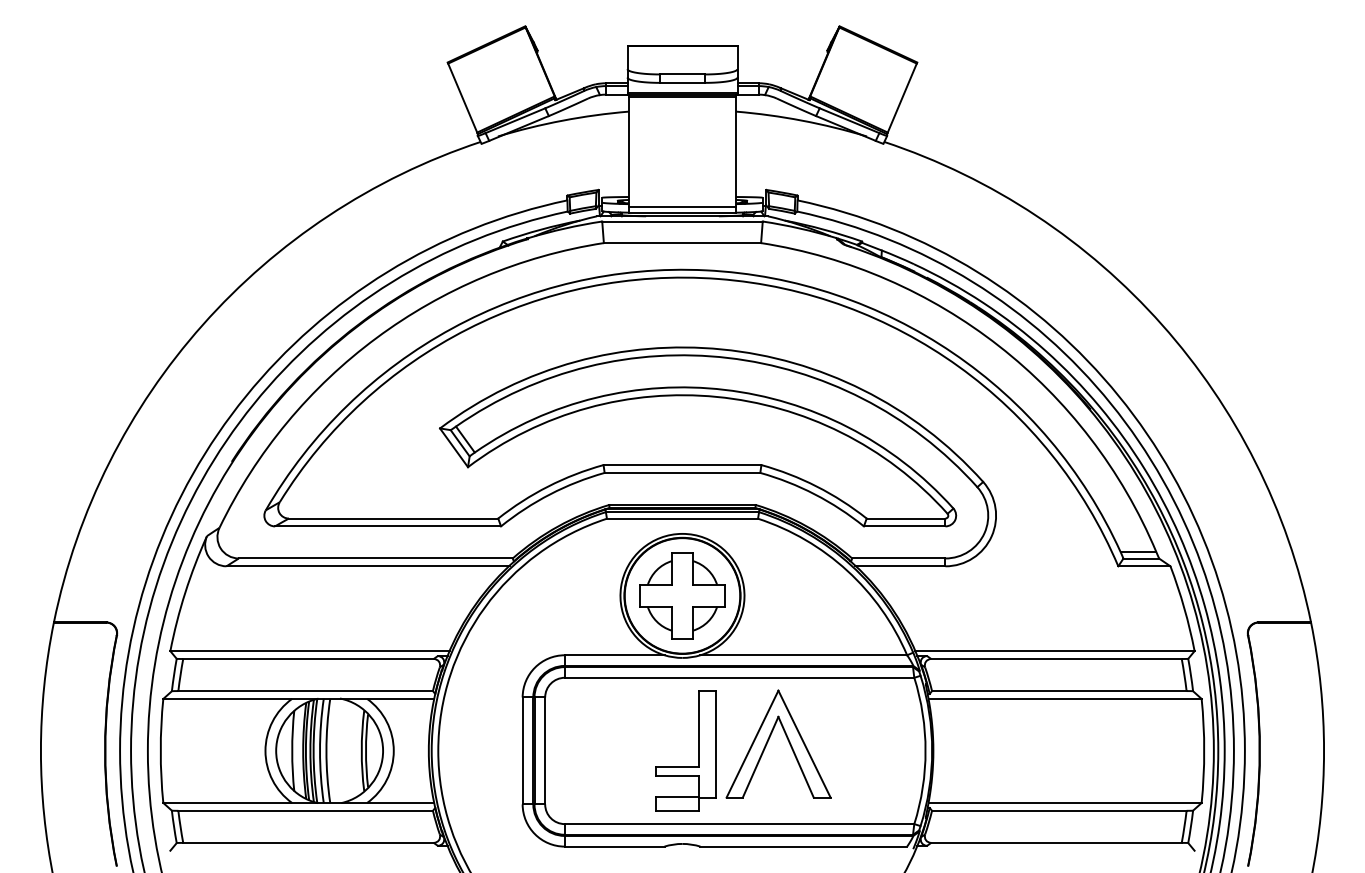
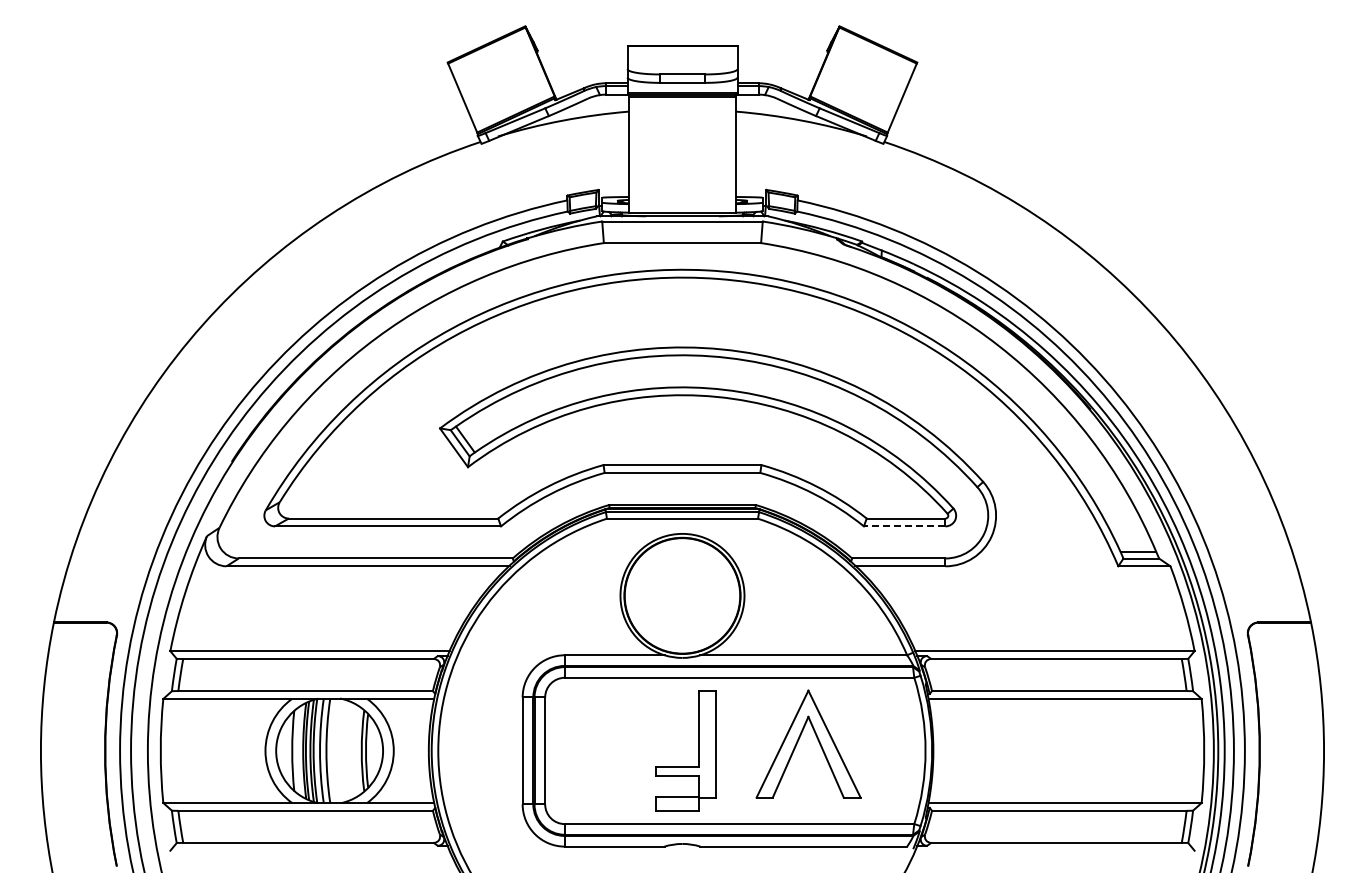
line: present -> none (682, 207)
line: solid -> dashed (904, 526)
part: present -> none (682, 595)
part position: (786, 738) -> (816, 738) (816, 738)
